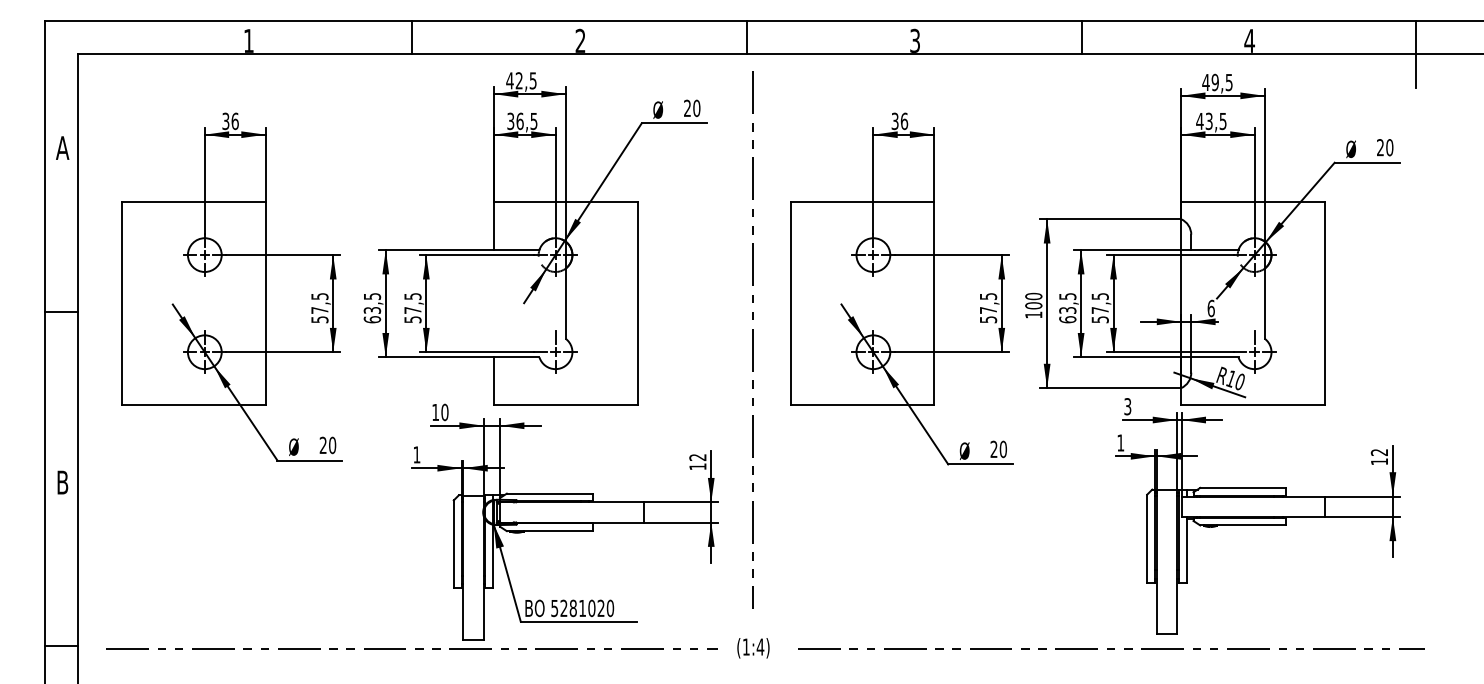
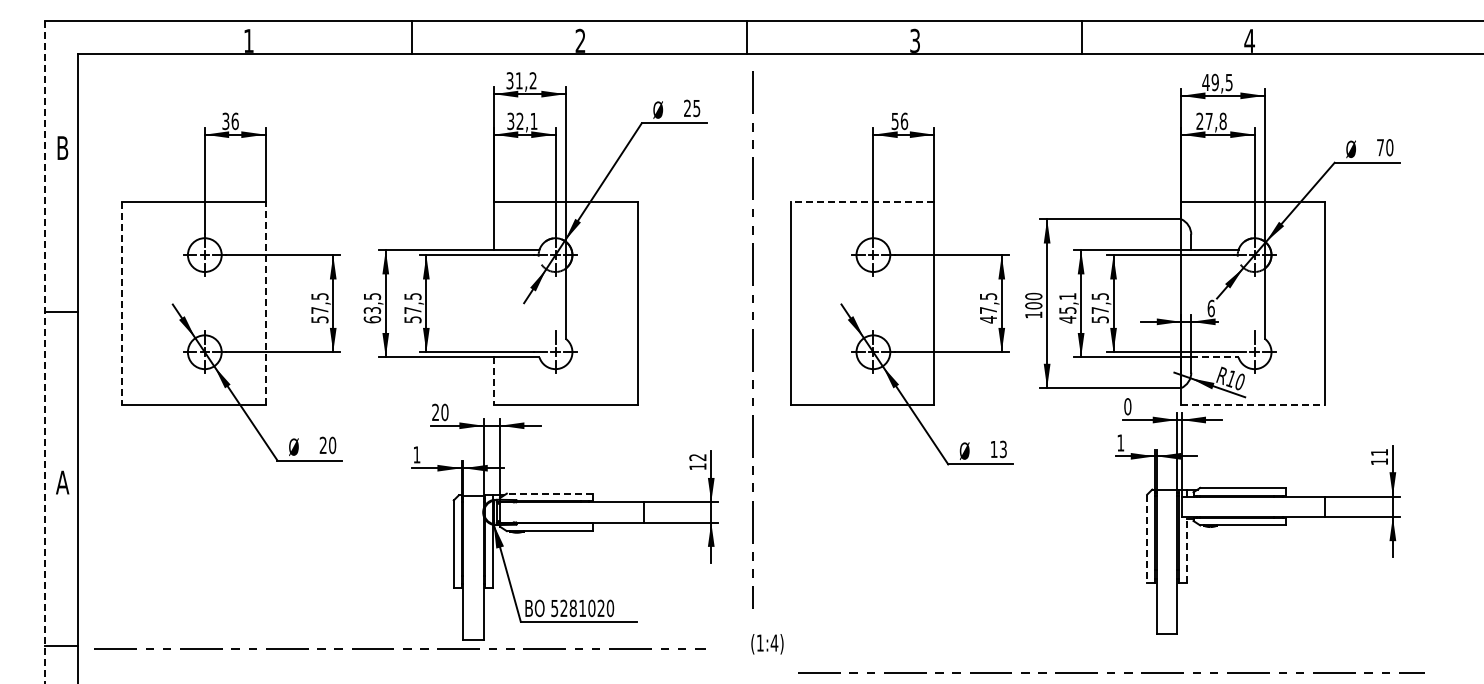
line: present -> none (1416, 53)
text: 42,5 -> 31,2 (521, 80)
text: 20 -> 25 (696, 108)
text: 36 -> 56 (895, 120)
text: 36,5 -> 32,1 (526, 121)
text: 43,5 -> 27,8 (1211, 121)
text: A -> B (62, 147)
text: 20 -> 70 (1380, 147)
line: solid -> dashed (862, 202)
line: solid -> dashed (265, 303)
line: solid -> dashed (122, 304)
text: 63,5 -> 45,1 (1067, 308)
text: 57,5 -> 47,5 (988, 319)
line: solid -> dashed (44, 352)
line: solid -> dashed (1214, 357)
line: solid -> dashed (493, 381)
line: solid -> dashed (1252, 405)
text: 3 -> 0 (1127, 406)
text: 10 -> 20 (435, 411)
text: 20 -> 13 (998, 449)
text: 12 -> 11 (1378, 452)
text: B -> A (62, 482)
line: solid -> dashed (549, 493)
line: solid -> dashed (1147, 538)
line: solid -> dashed (1186, 549)
line position: (415, 648) -> (403, 648) (403, 648)
text position: (753, 648) -> (767, 644) (767, 644)
line position: (1111, 648) -> (1111, 672) (1111, 672)
